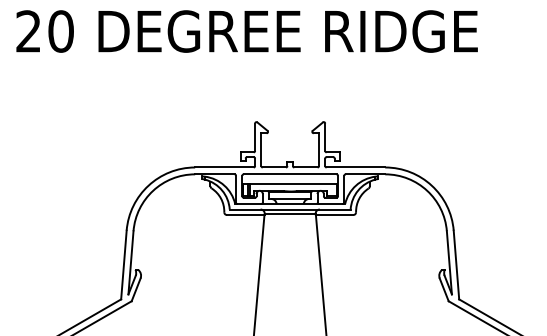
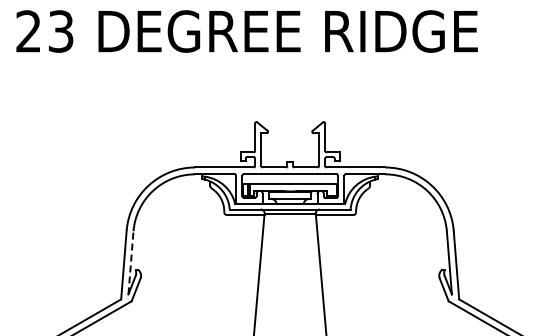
text: 20 -> 23 (60, 31)
line: solid -> dashed (130, 262)
